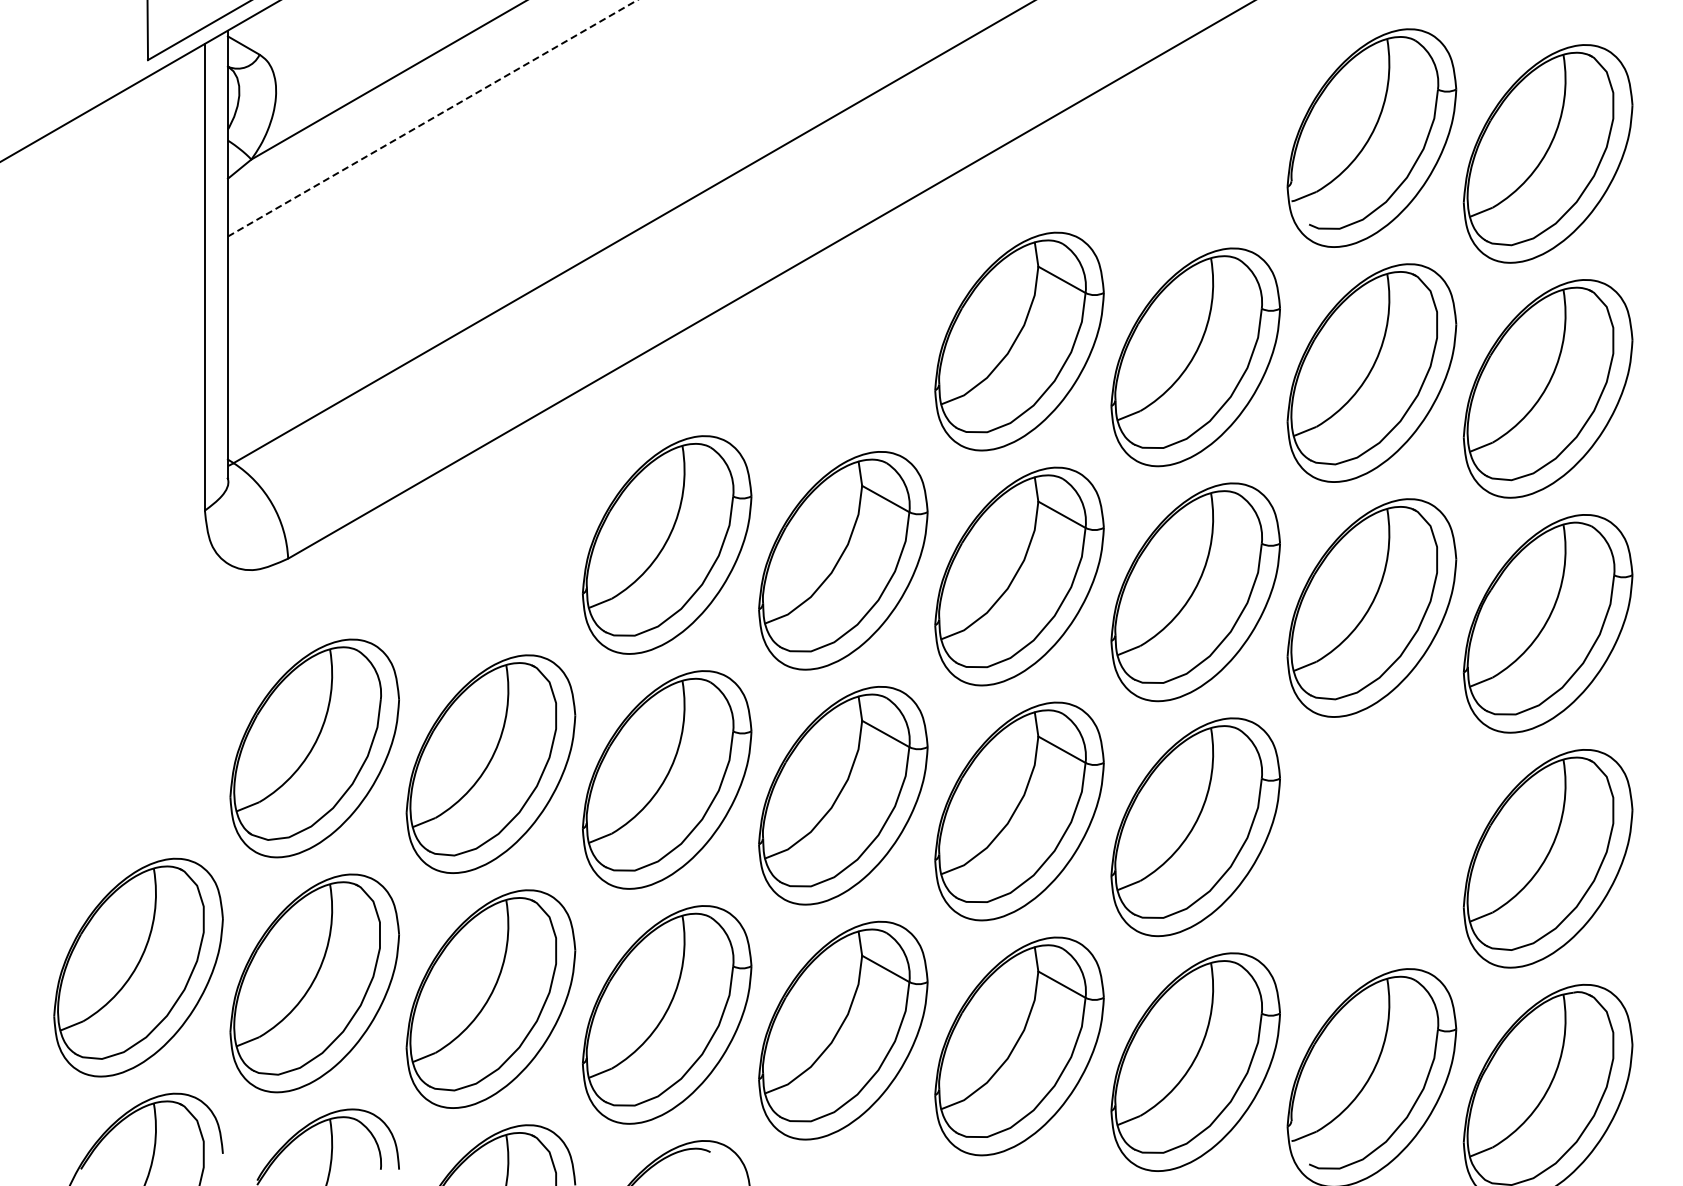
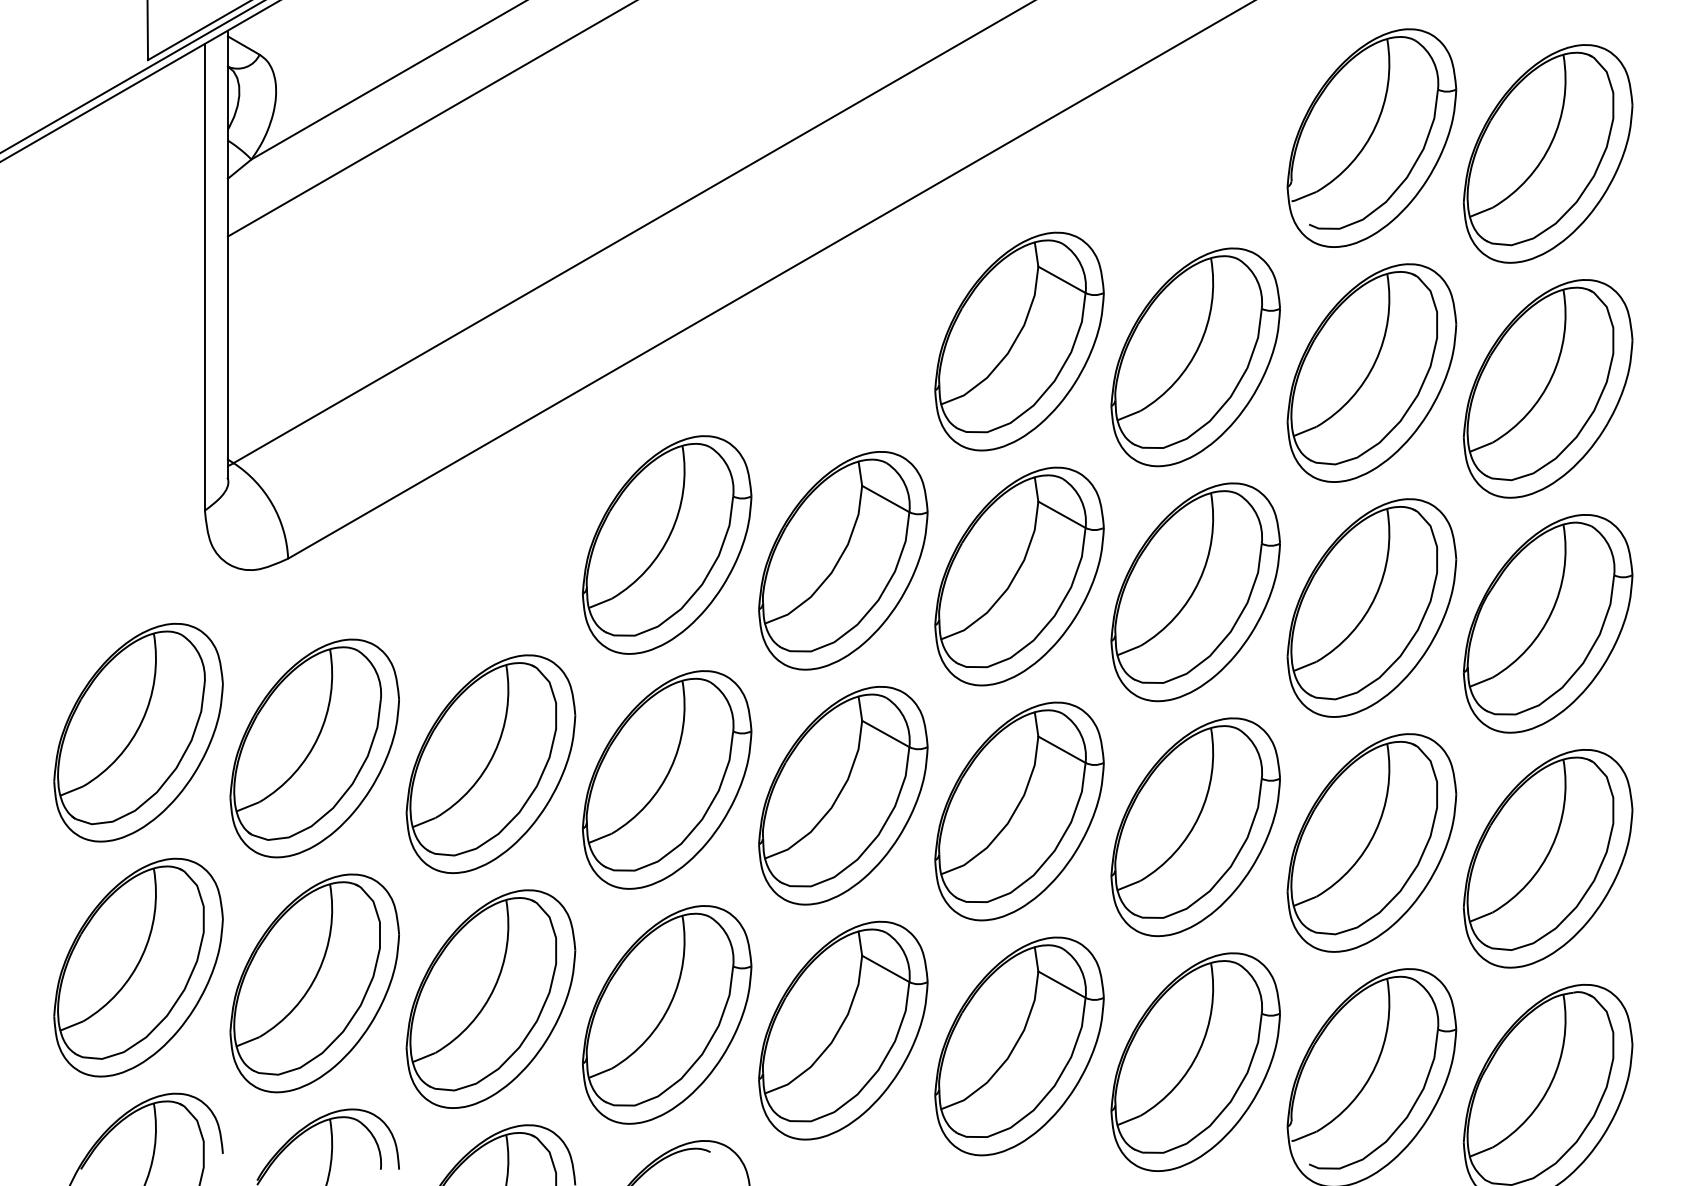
line: none -> present (131, 77)
line: dashed -> solid (433, 118)
part: none -> present (138, 732)
part: none -> present (1371, 842)
